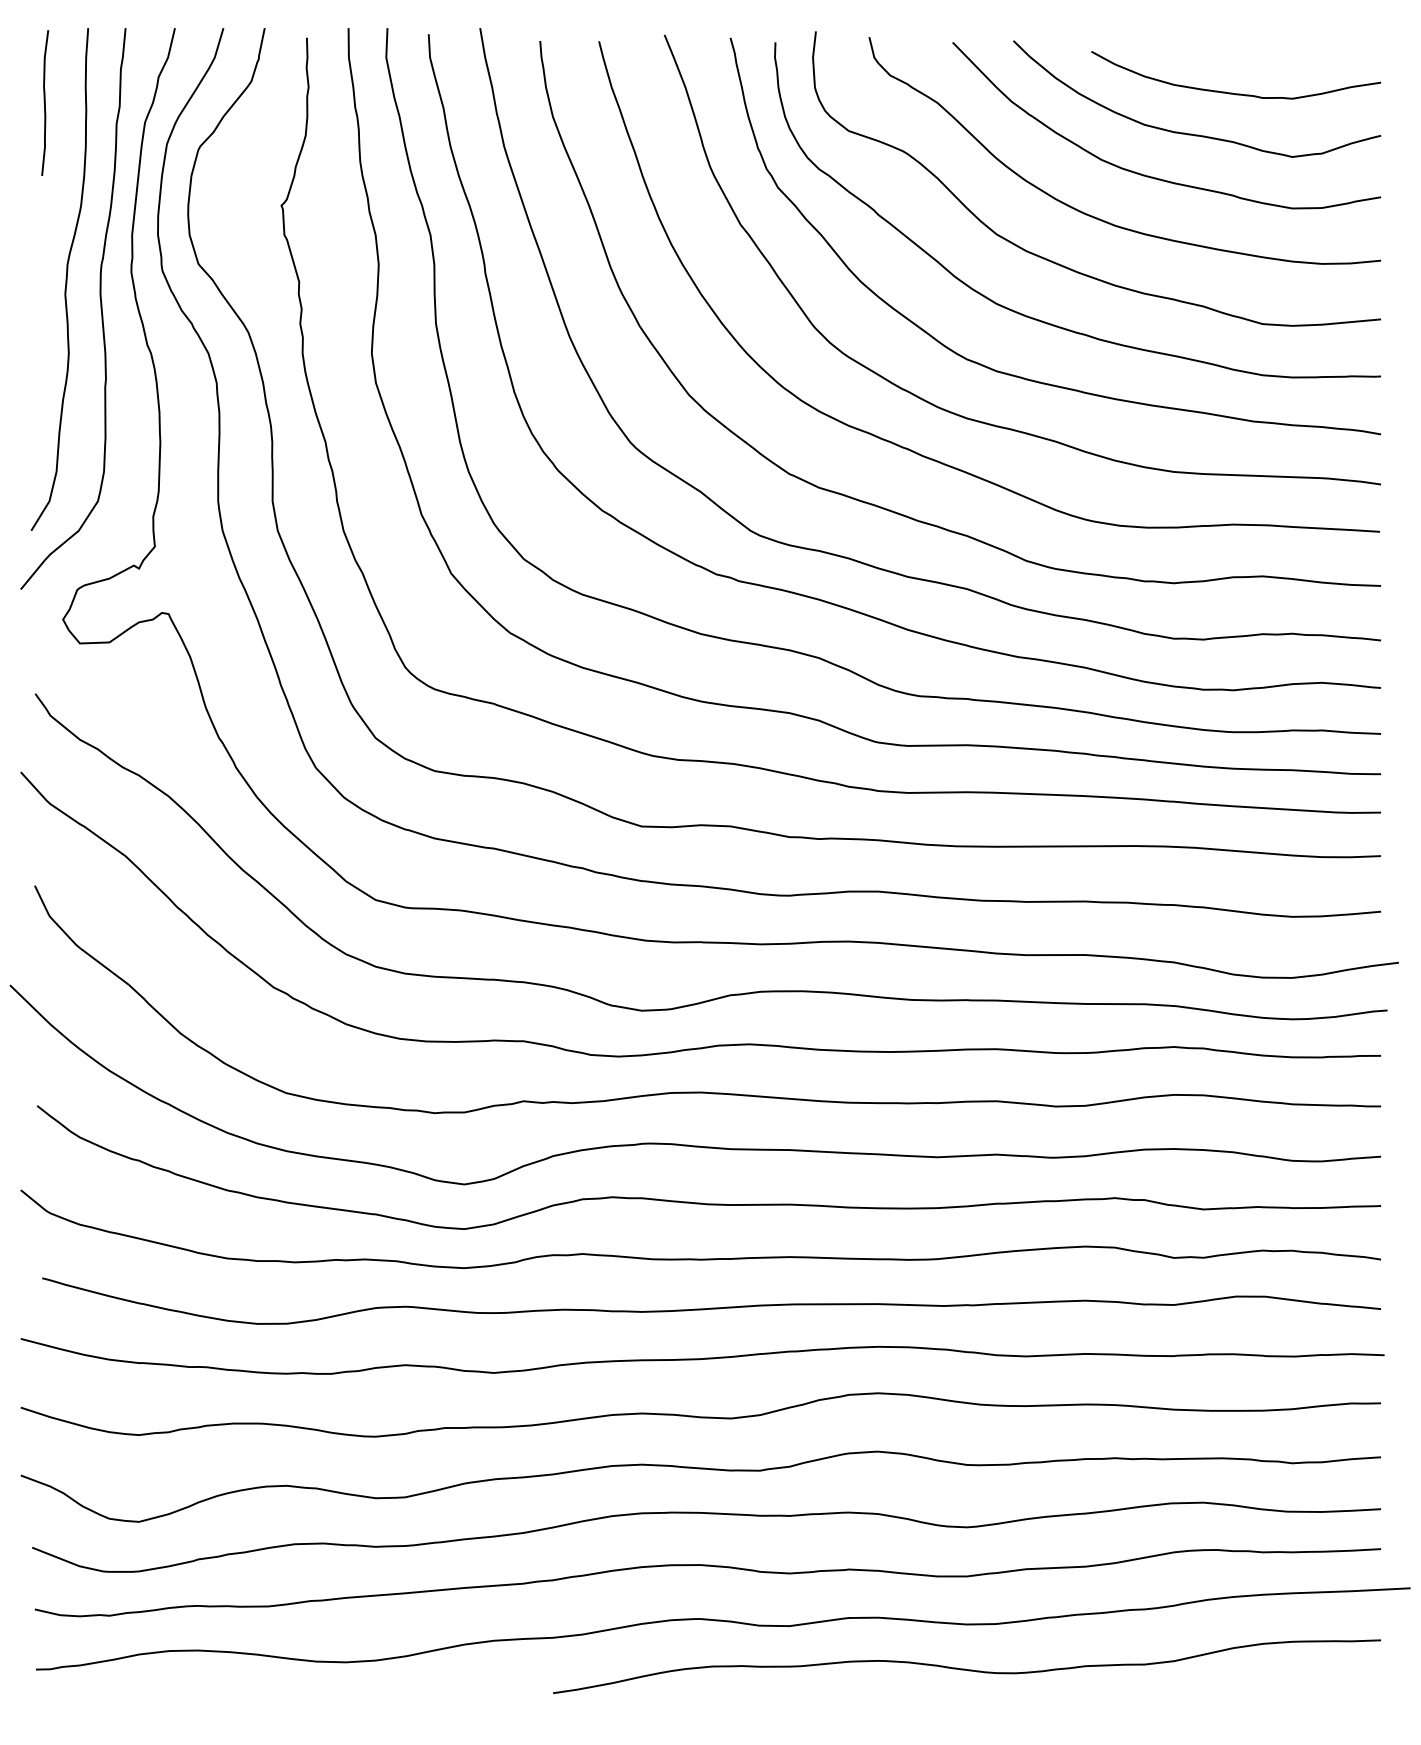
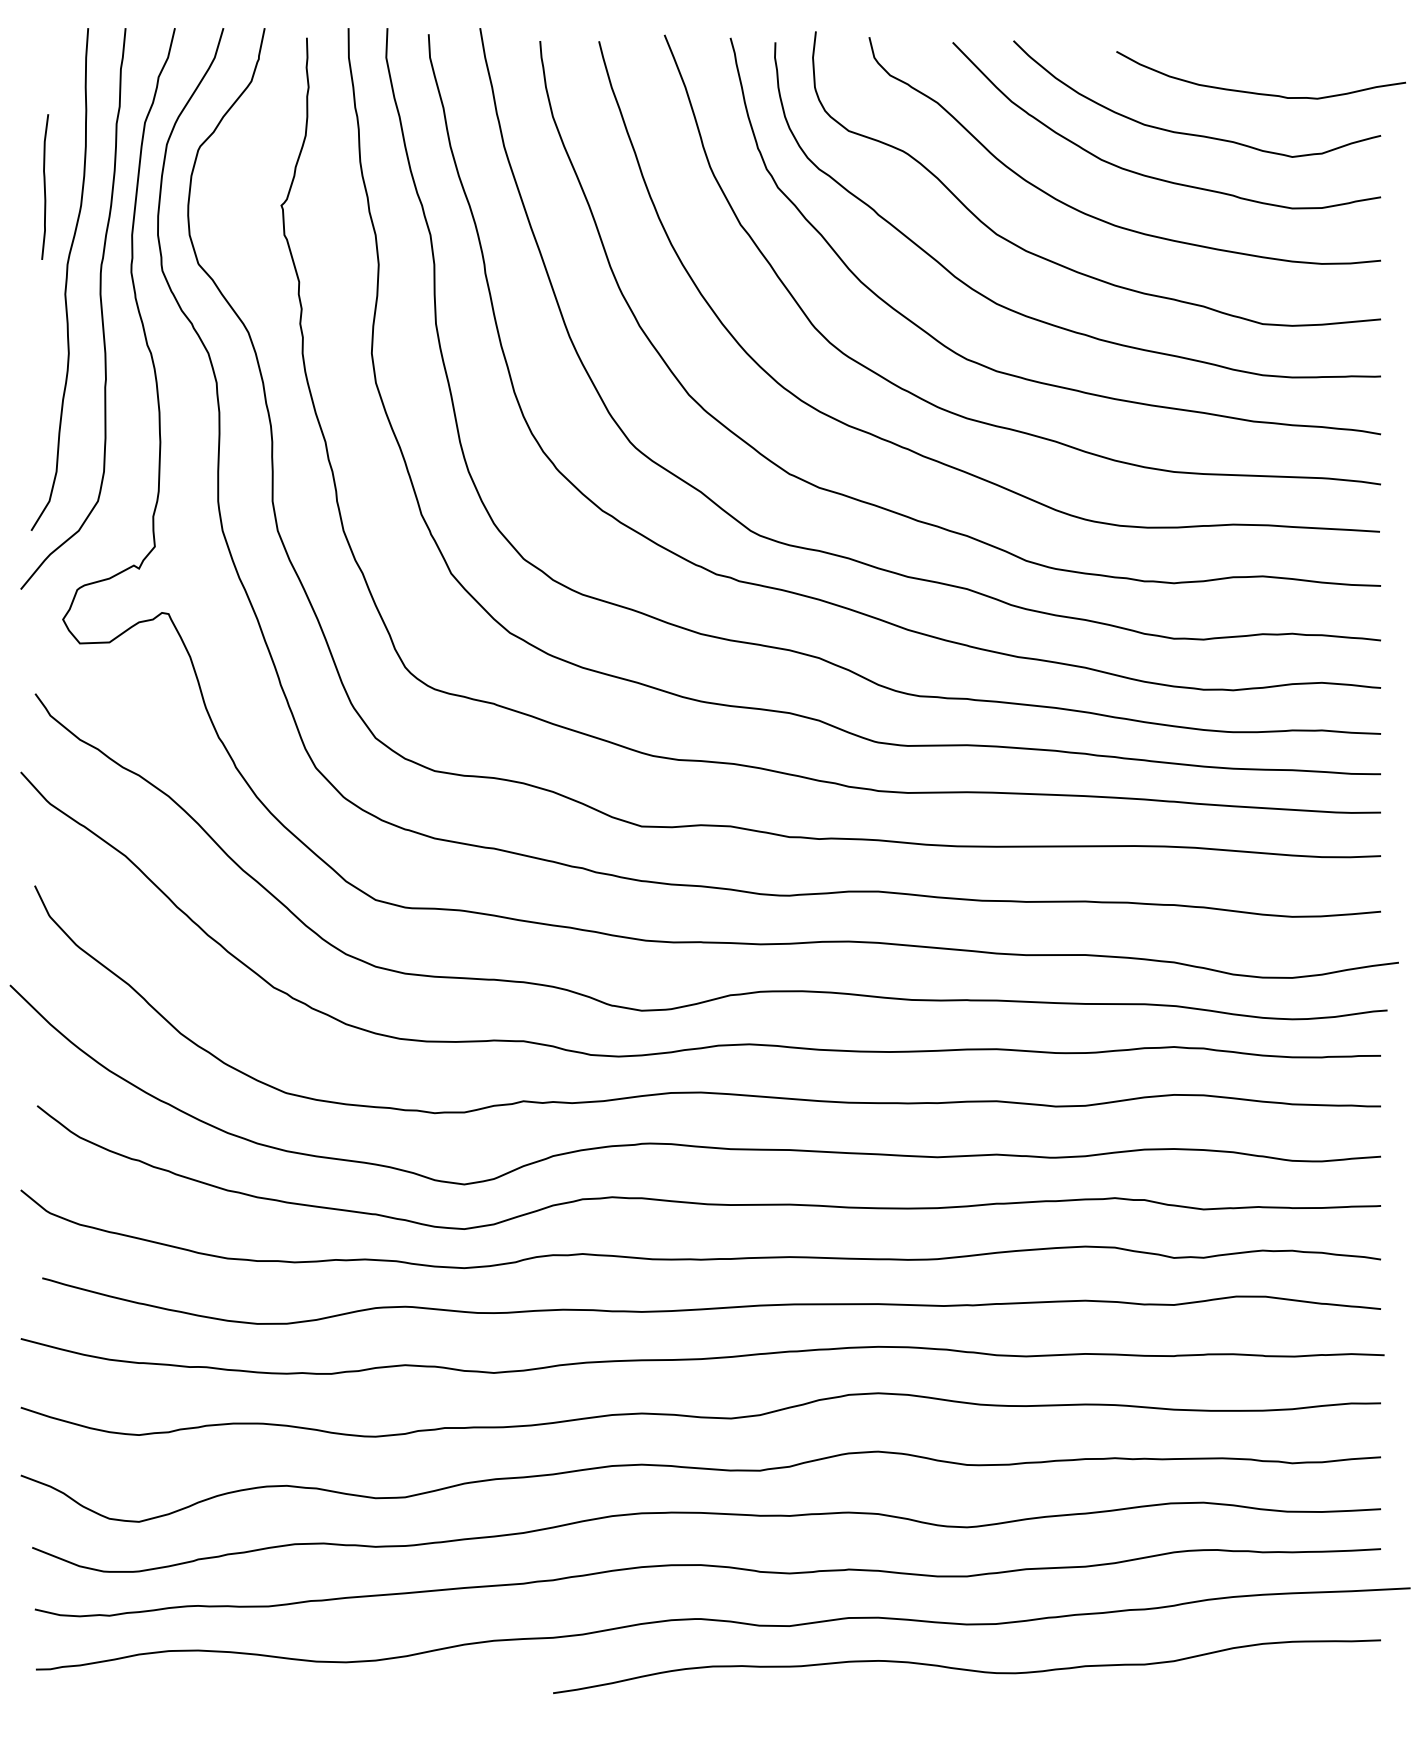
curve position: (1232, 92) -> (1257, 92) (1257, 92)
curve position: (45, 102) -> (45, 186) (45, 186)
